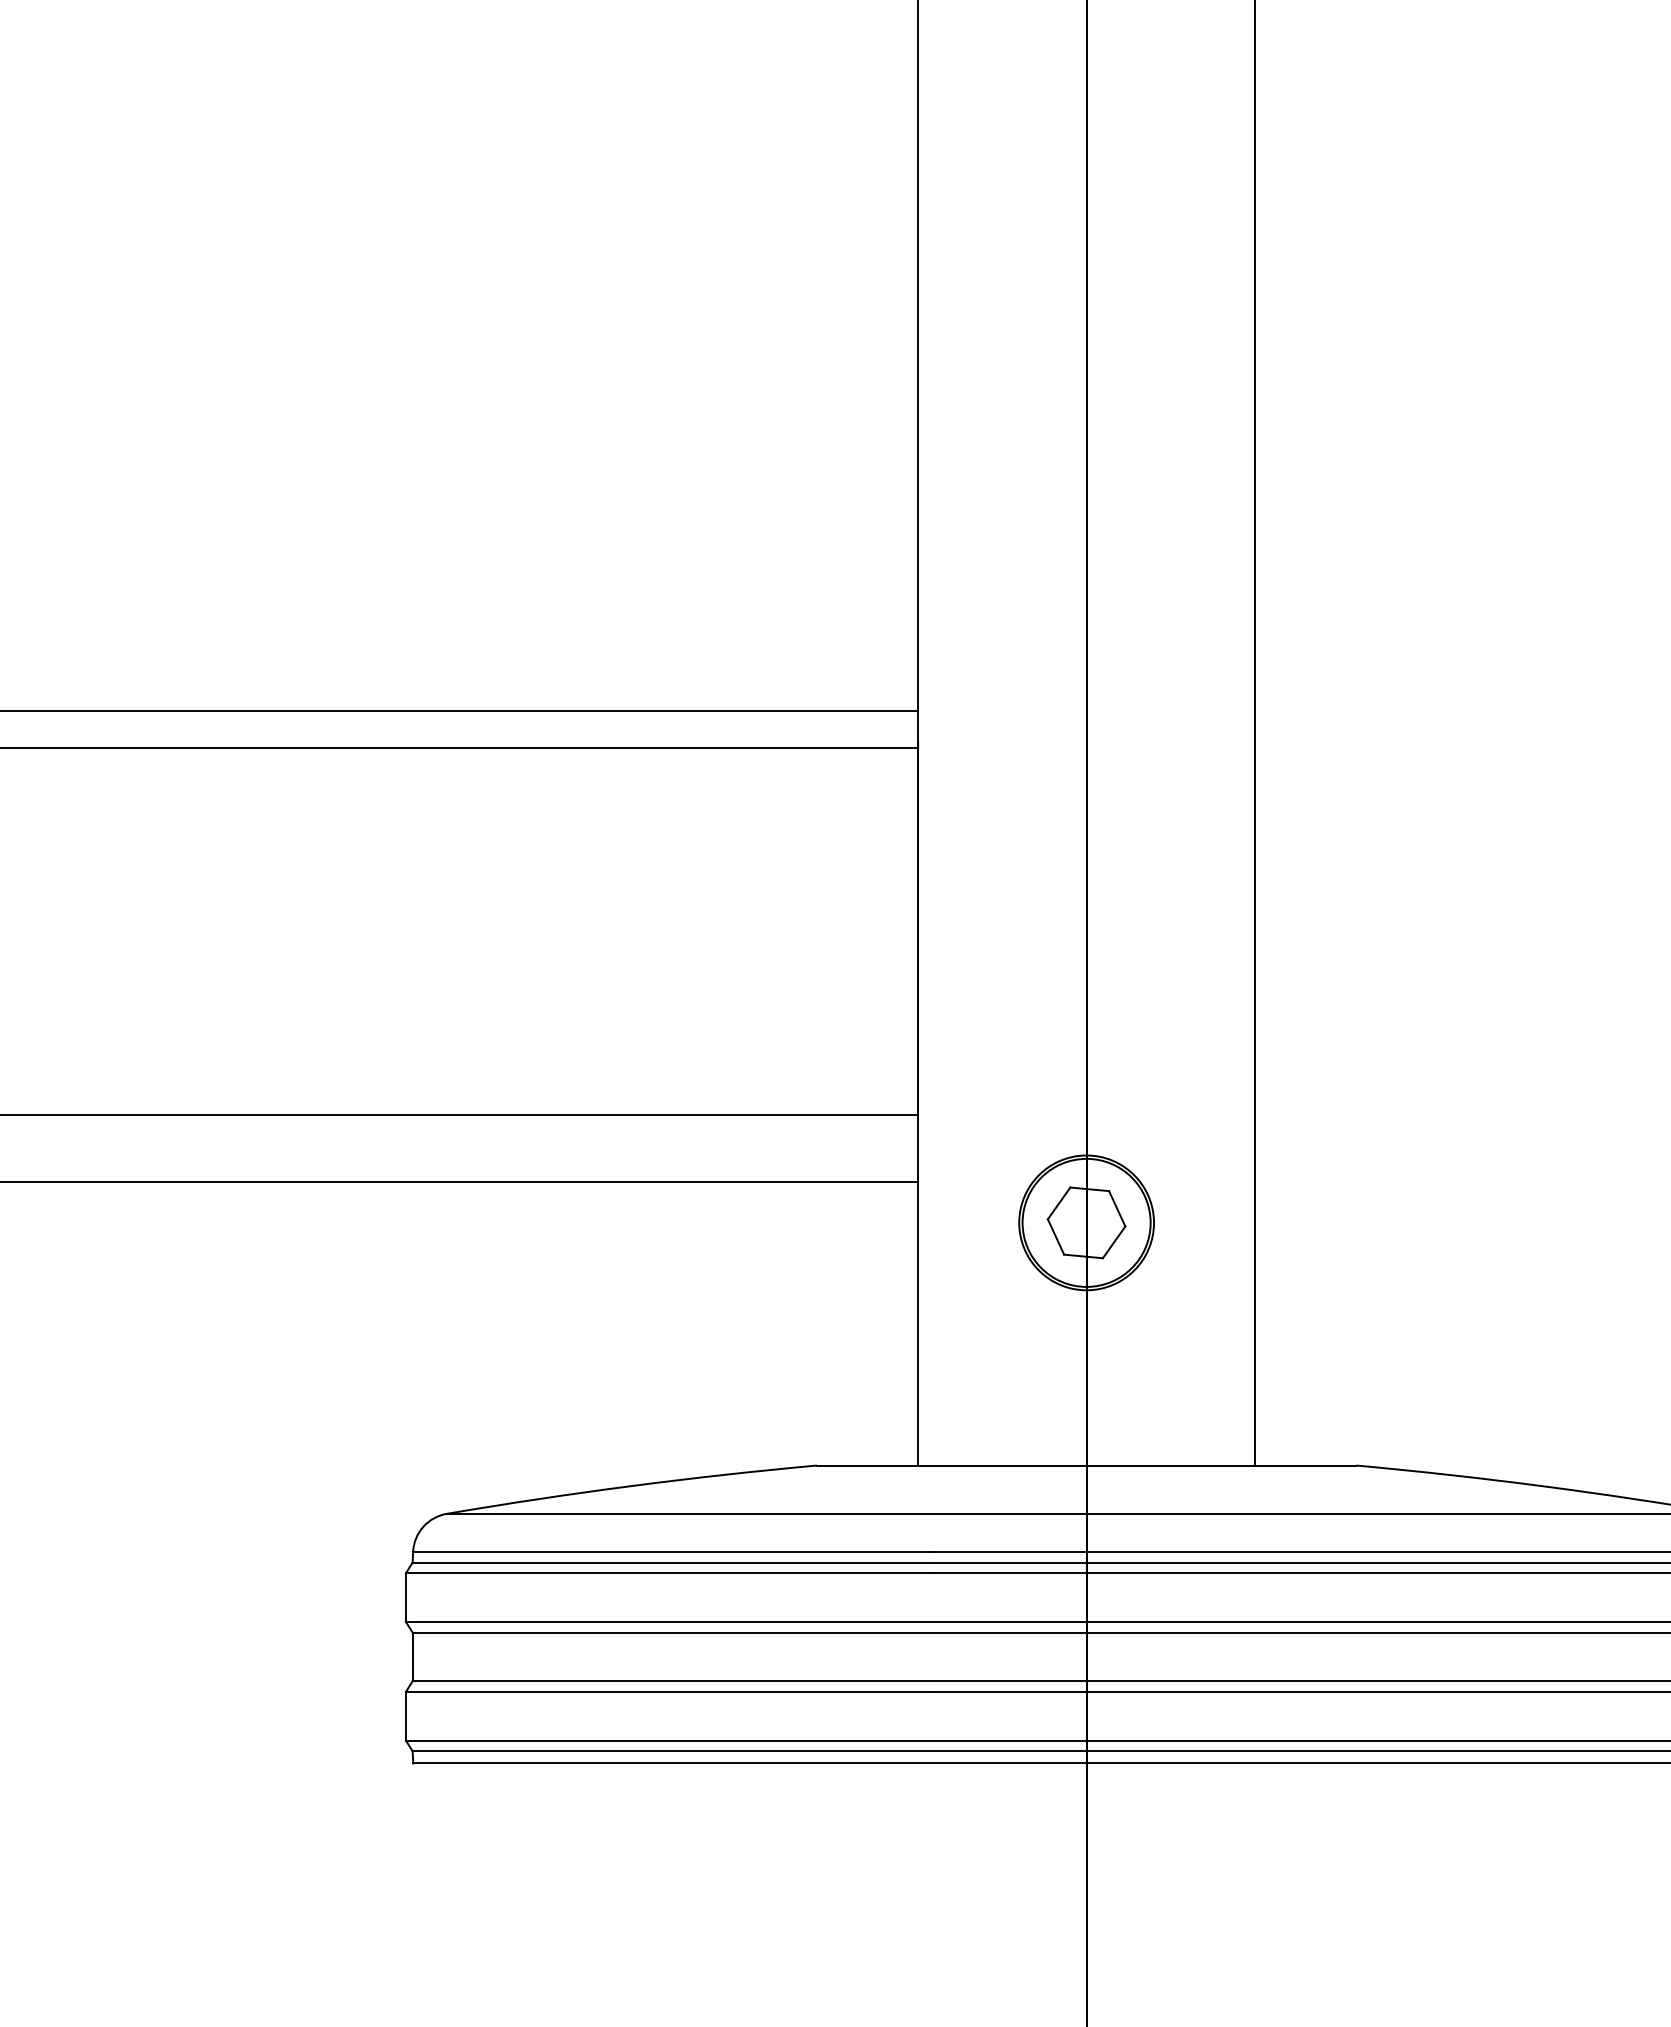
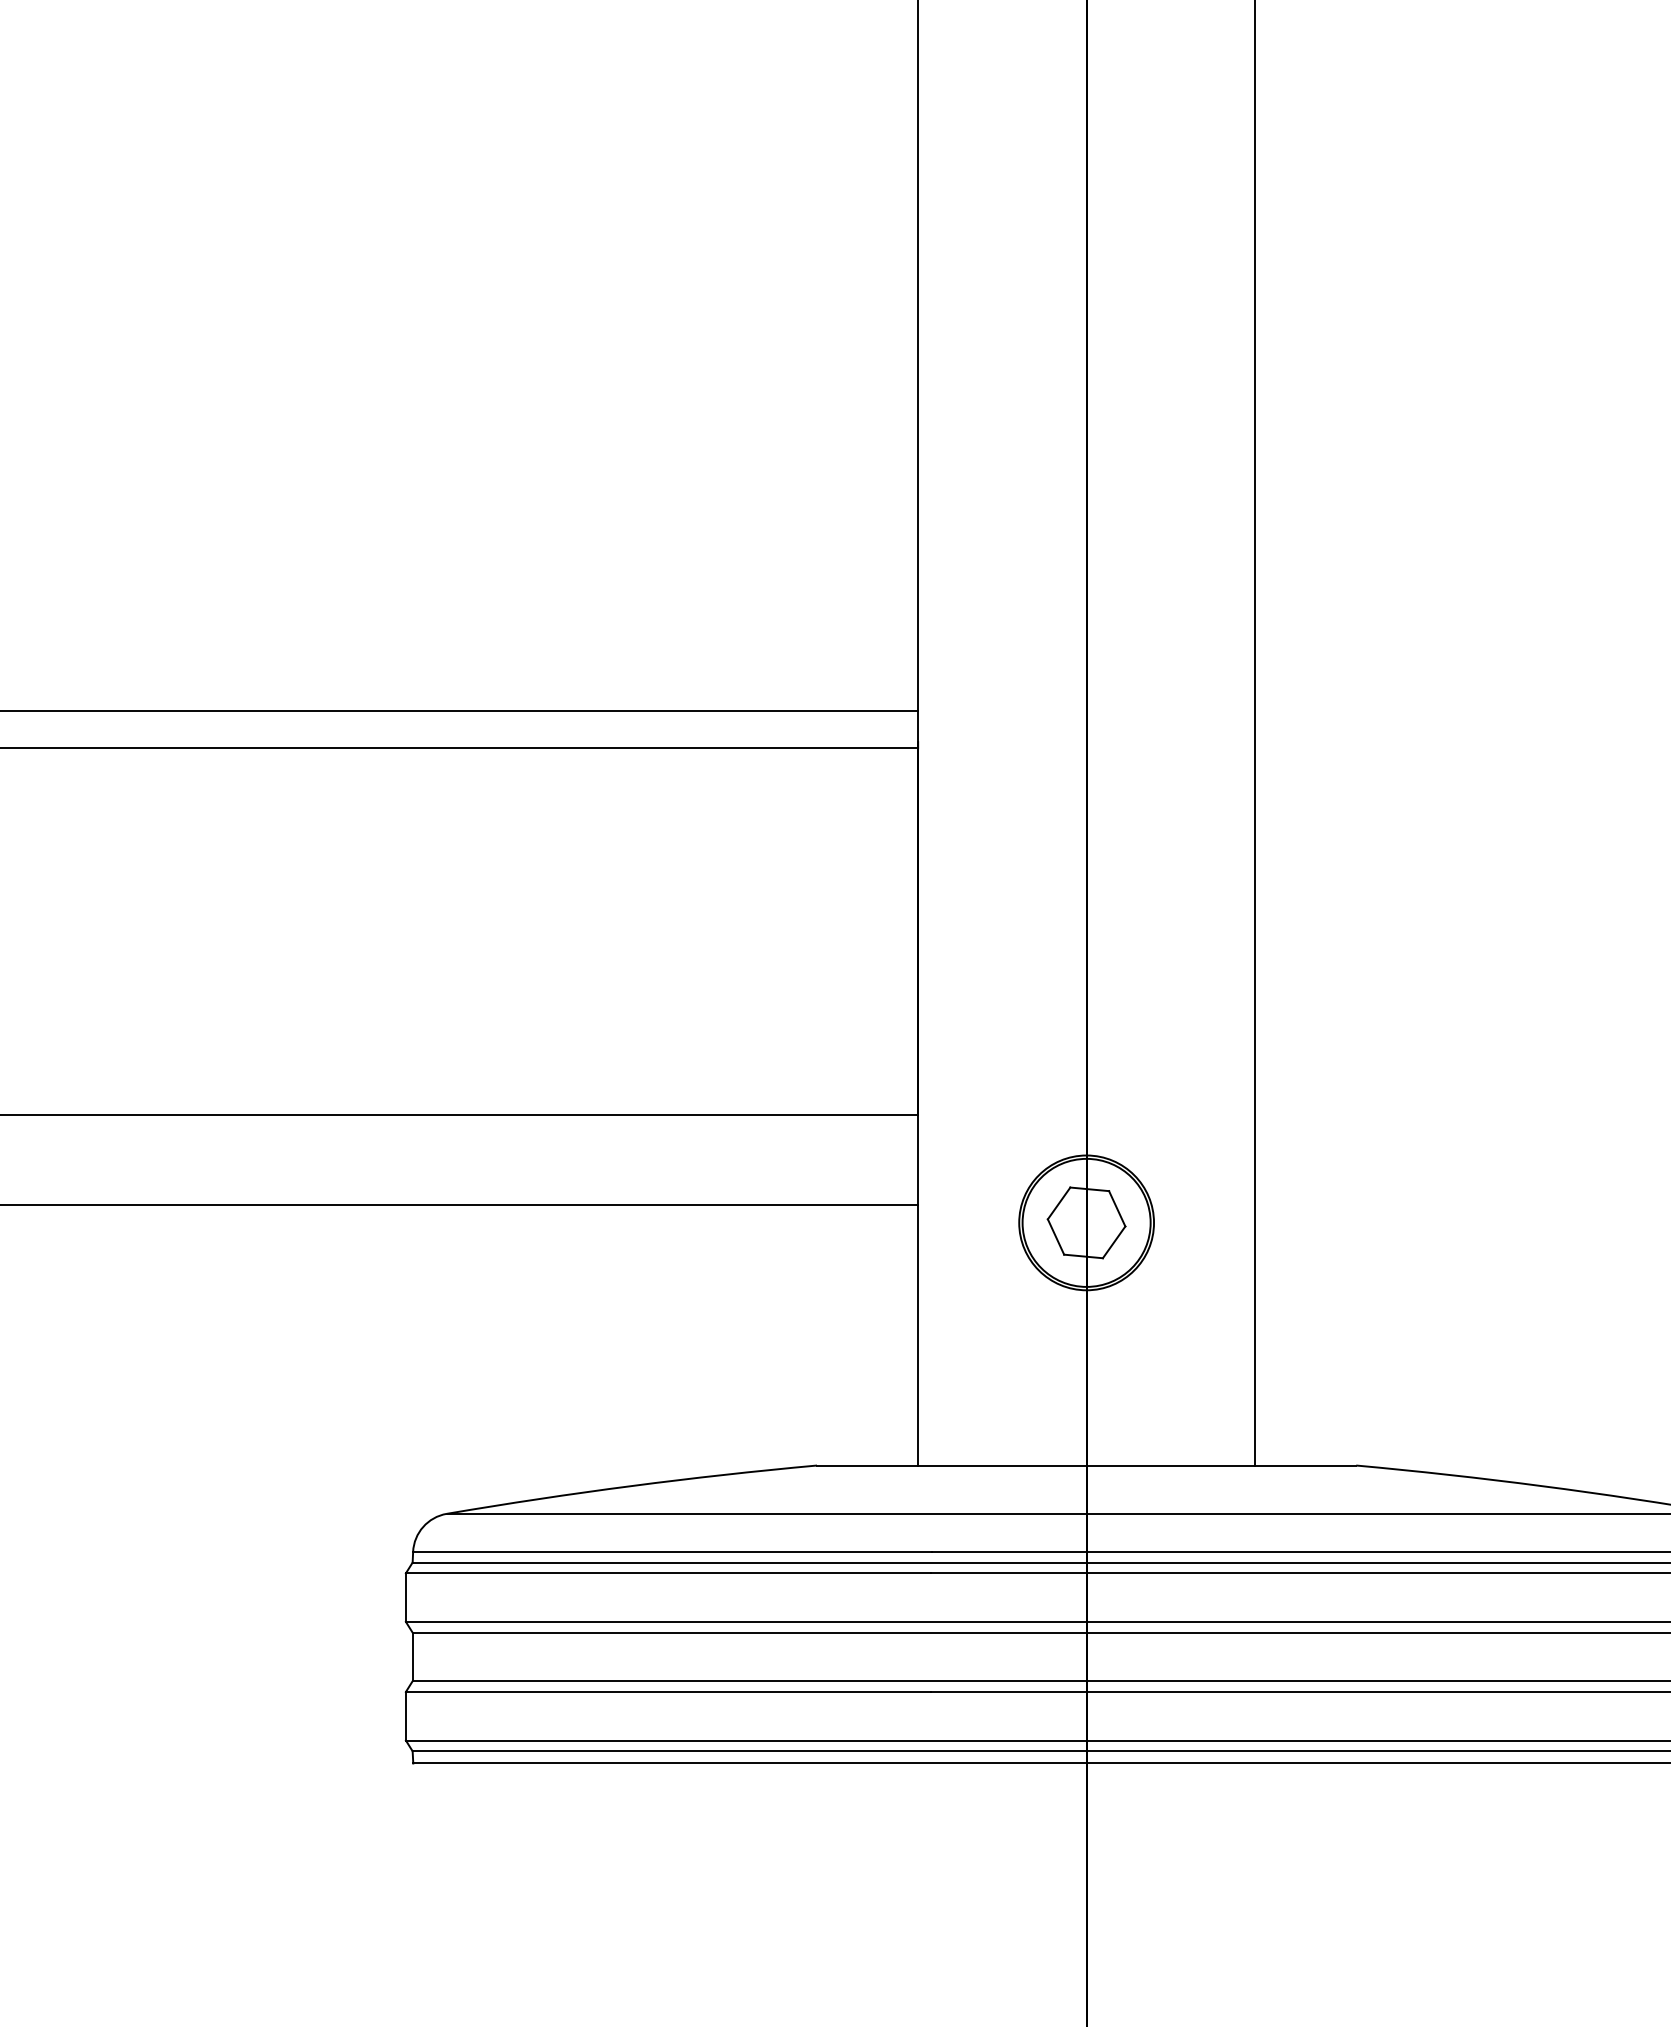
line position: (460, 1182) -> (460, 1205) (460, 1205)
